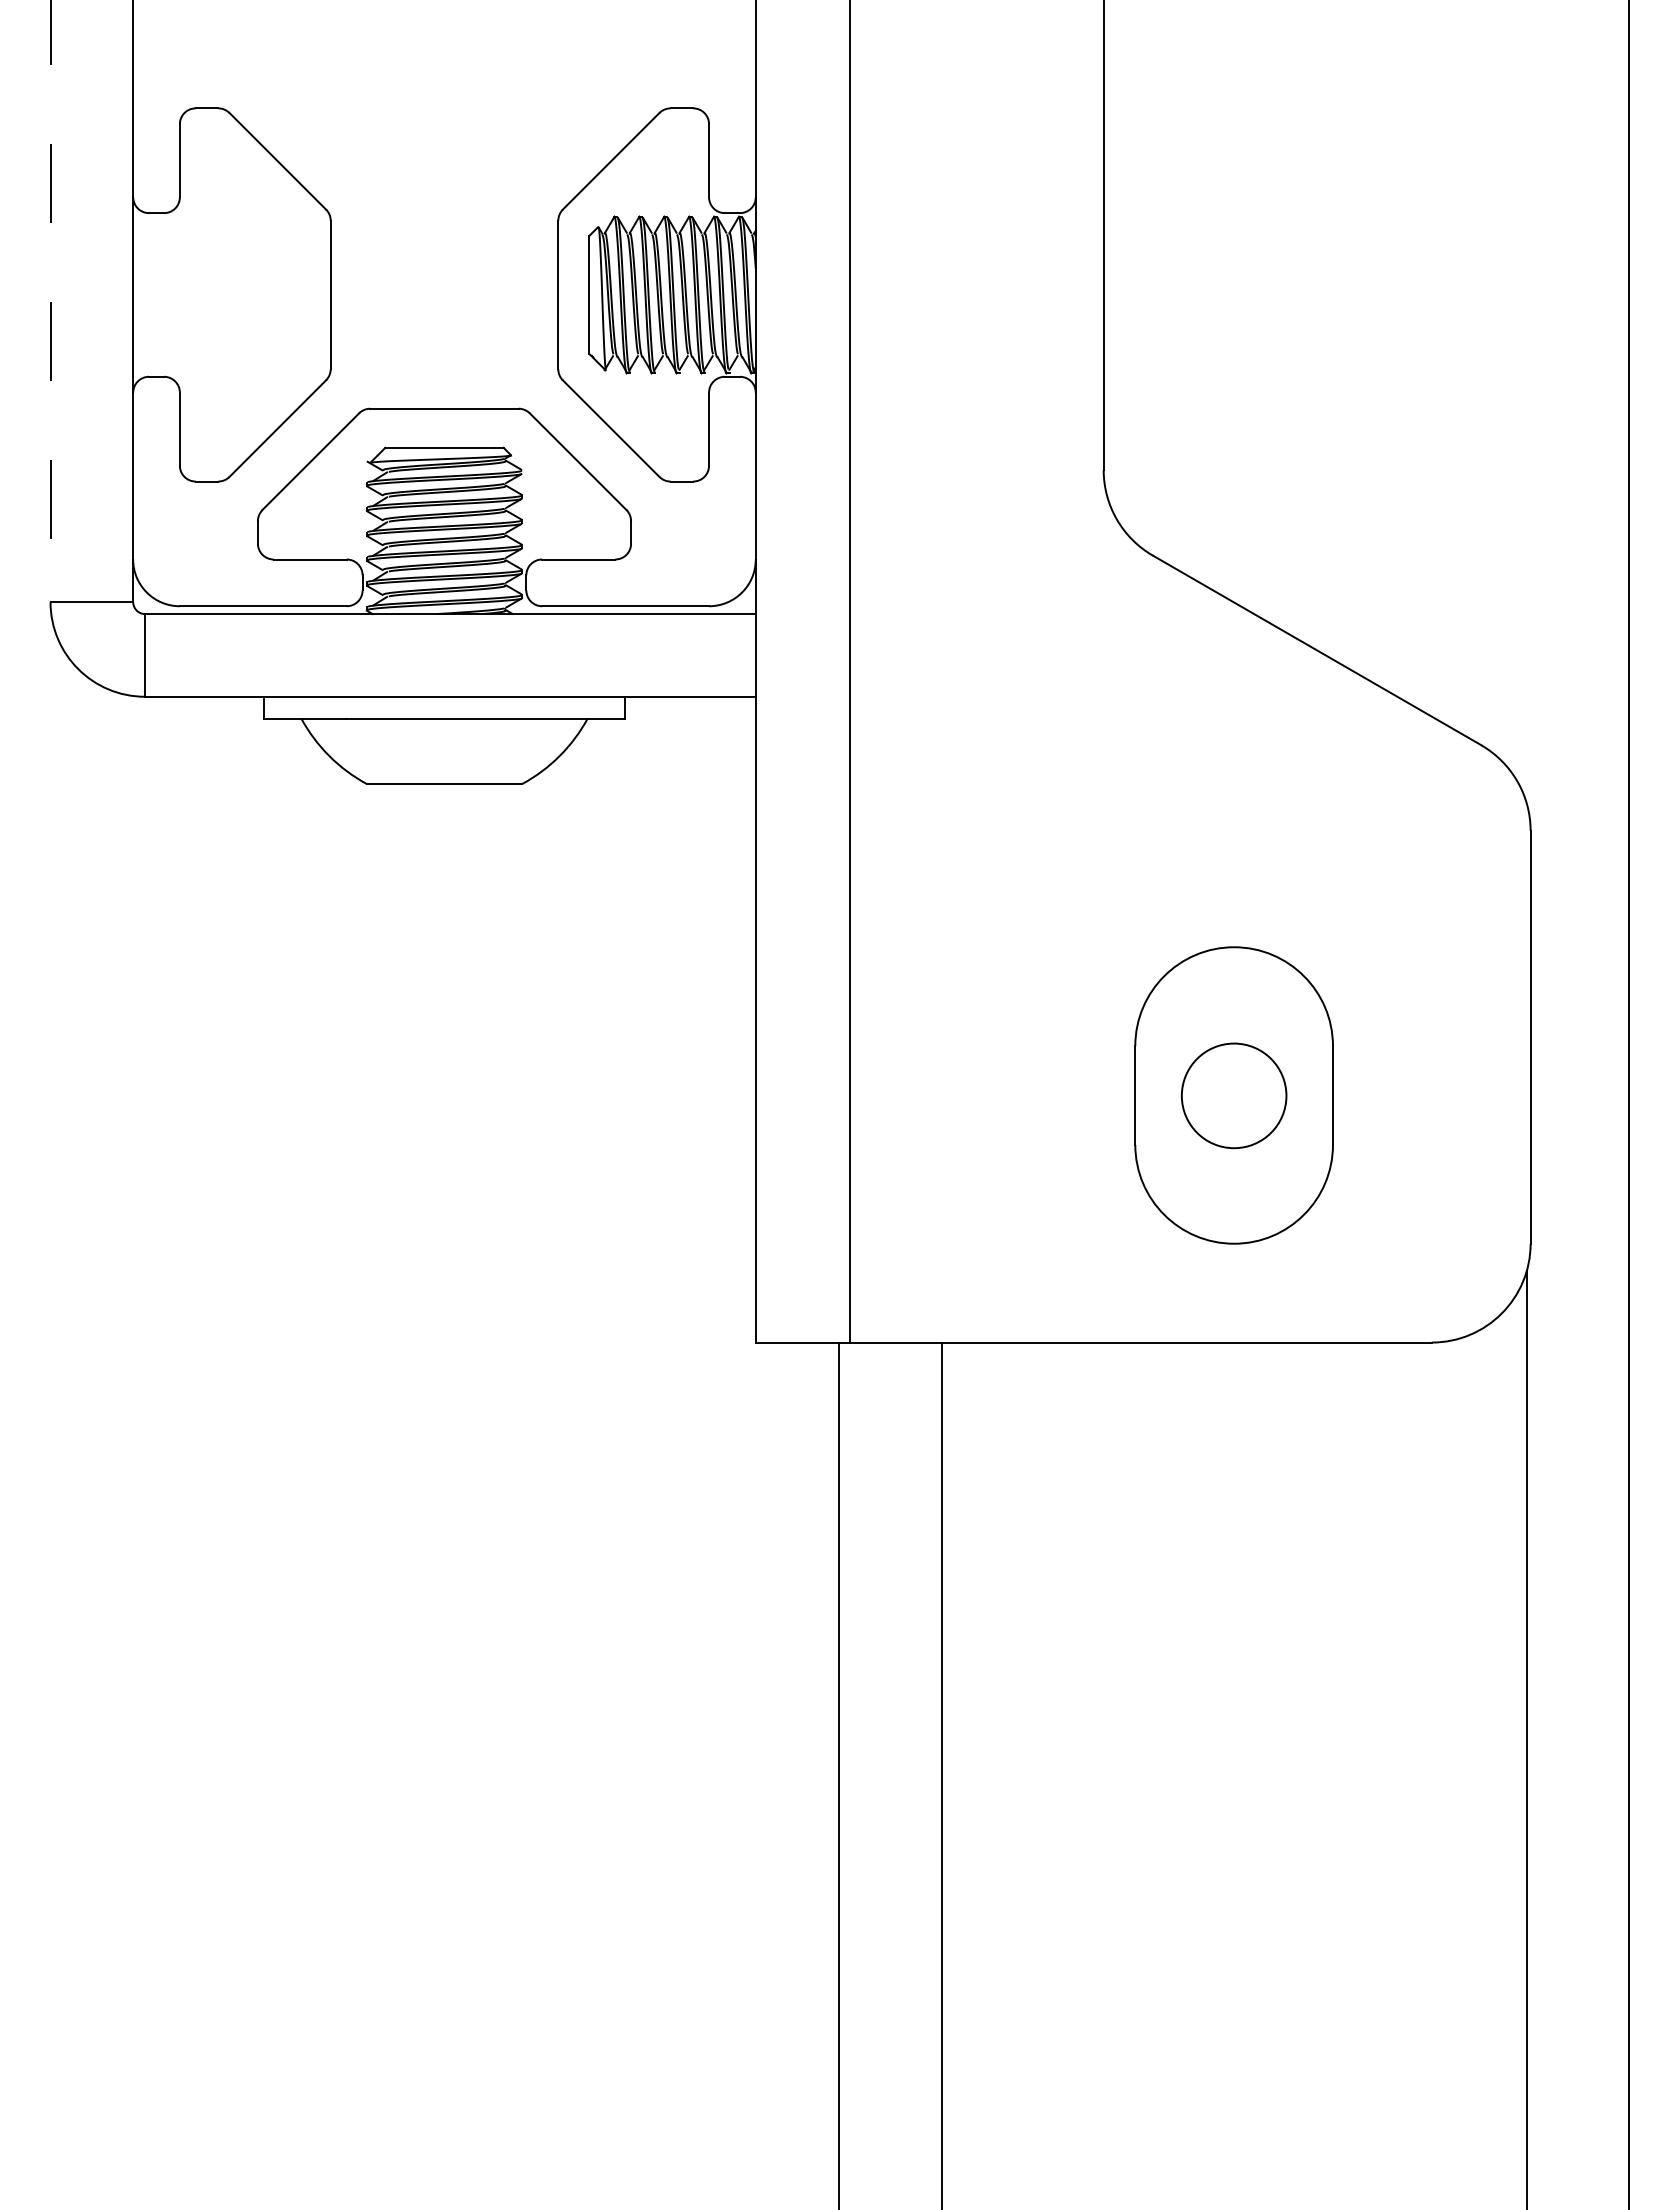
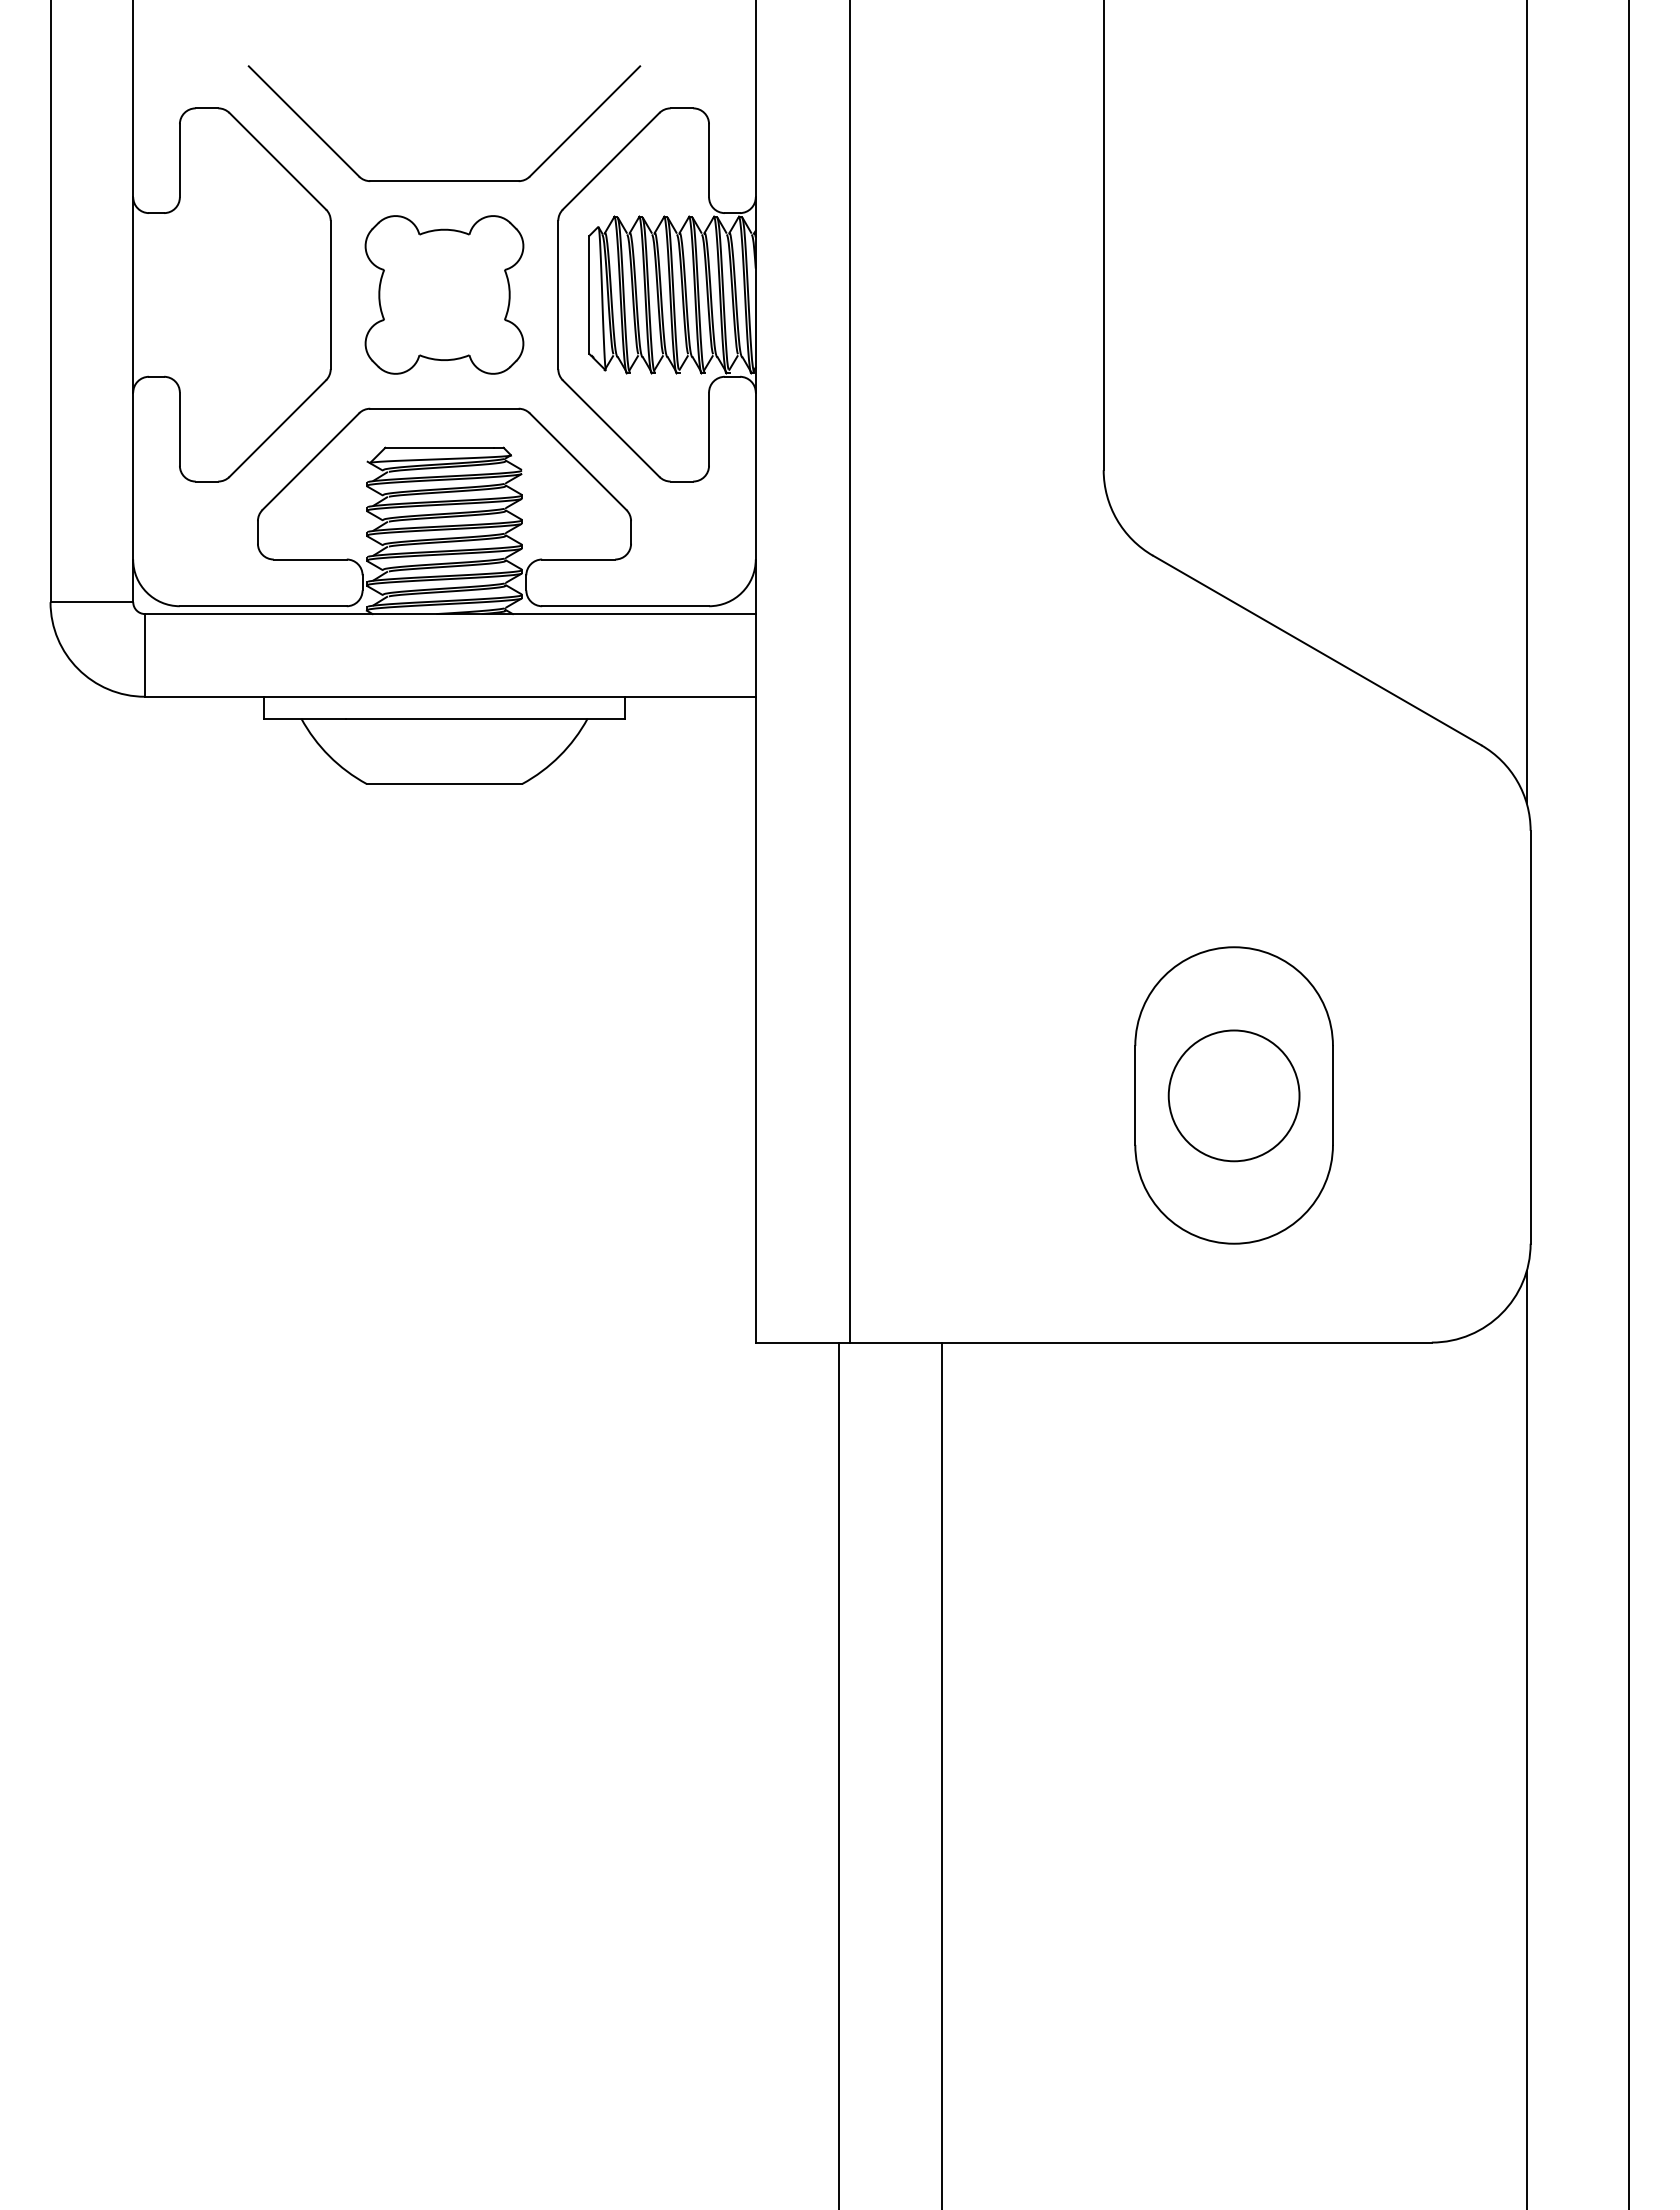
part: none -> present (444, 180)
part: none -> present (444, 294)
line: dashed -> solid (50, 301)
line: none -> present (1526, 402)
circle diameter: 105 px -> 131 px (1233, 1095)
